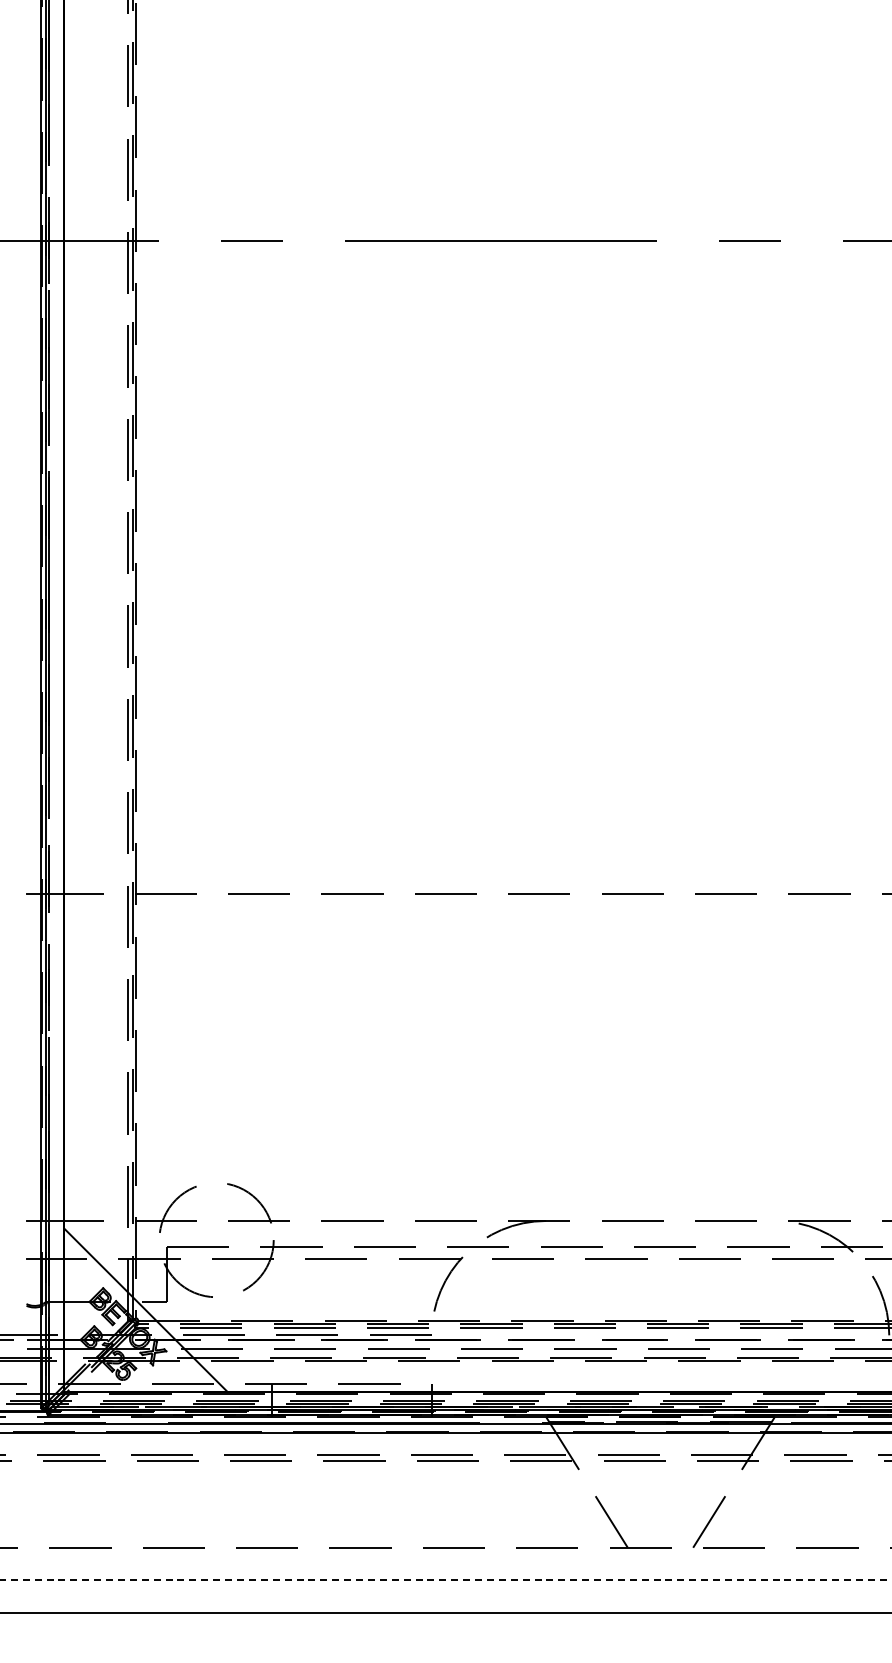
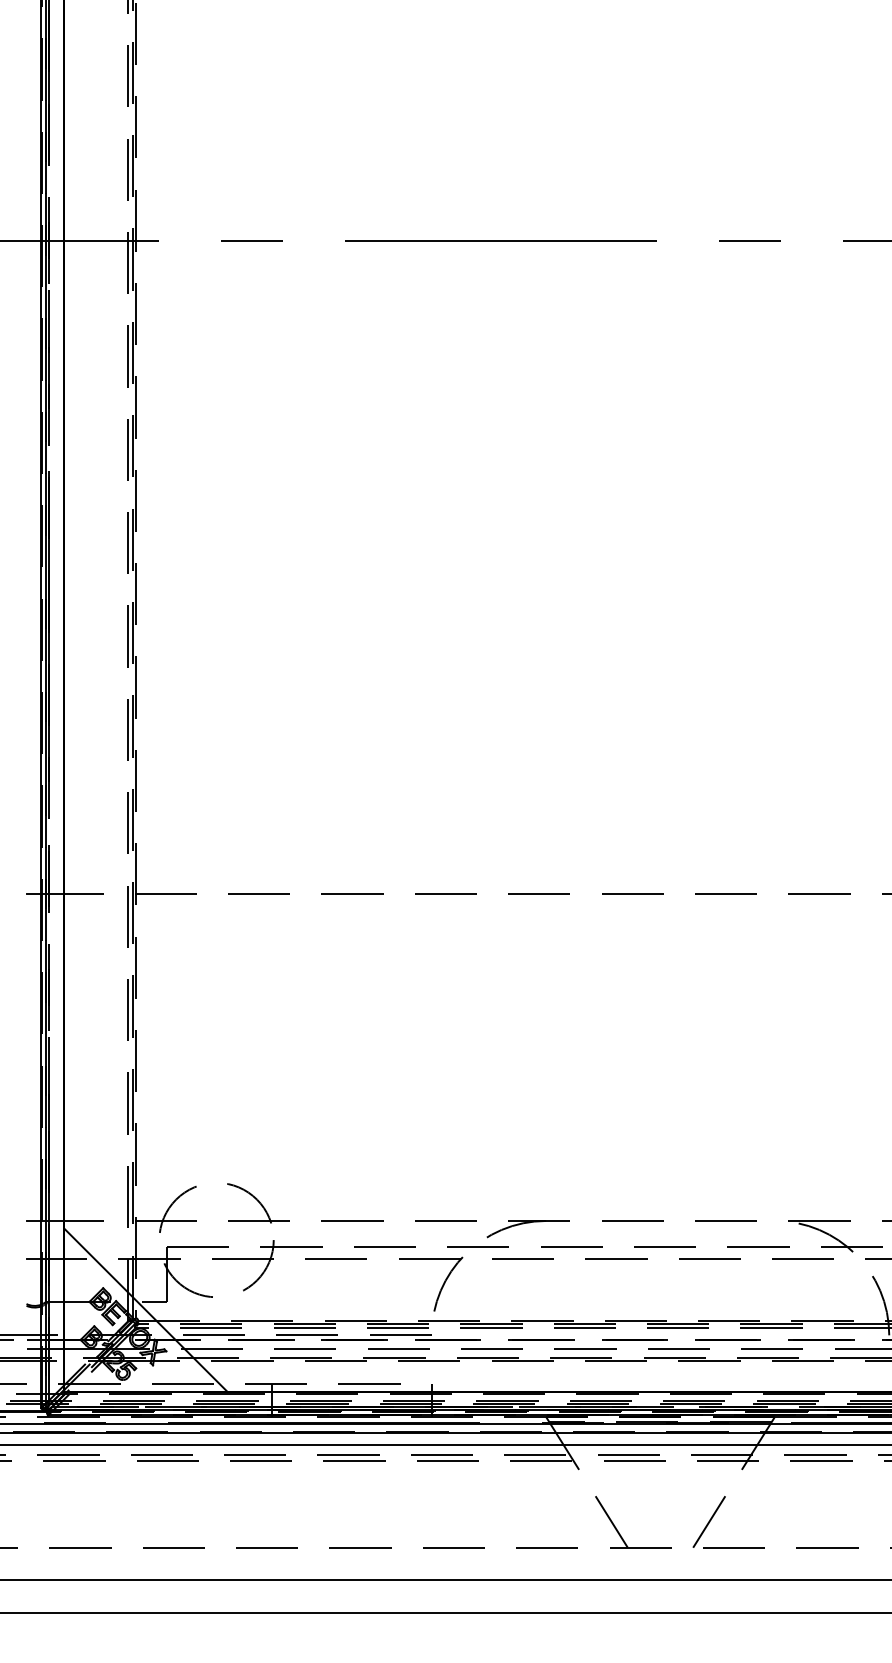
line: none -> present (445, 1444)
line: dashed -> solid (445, 1580)
